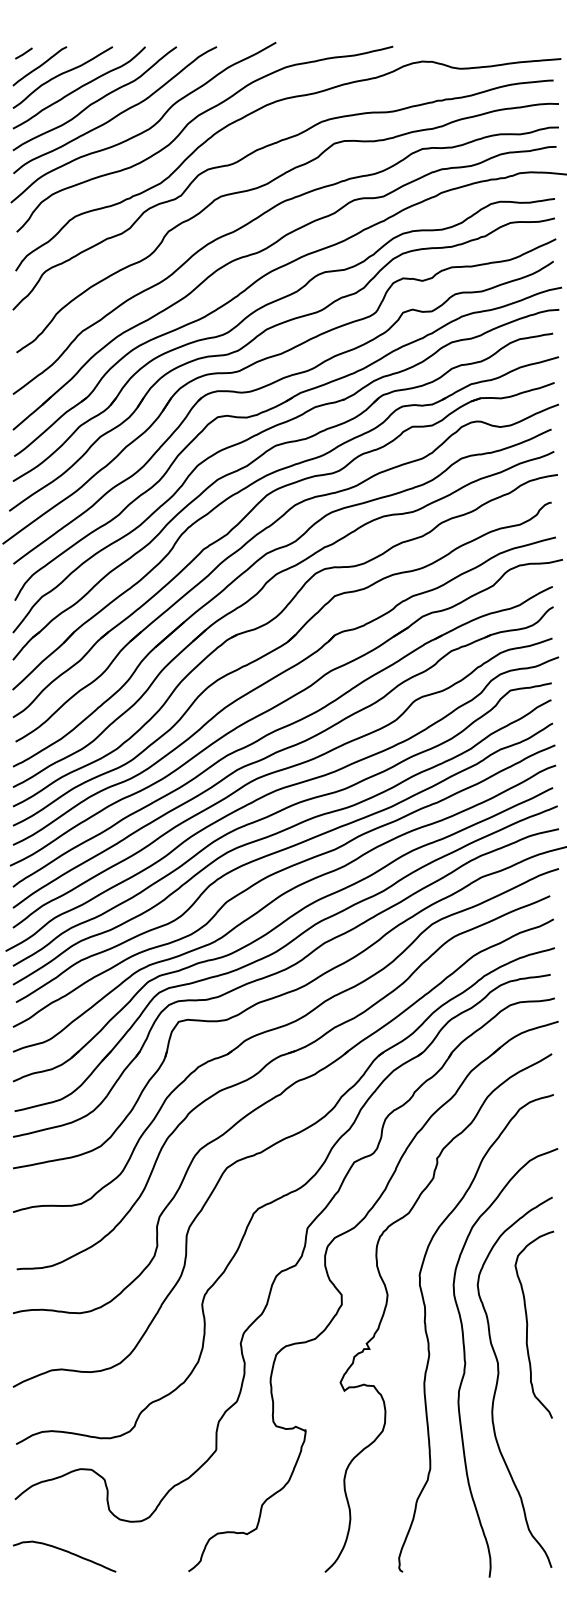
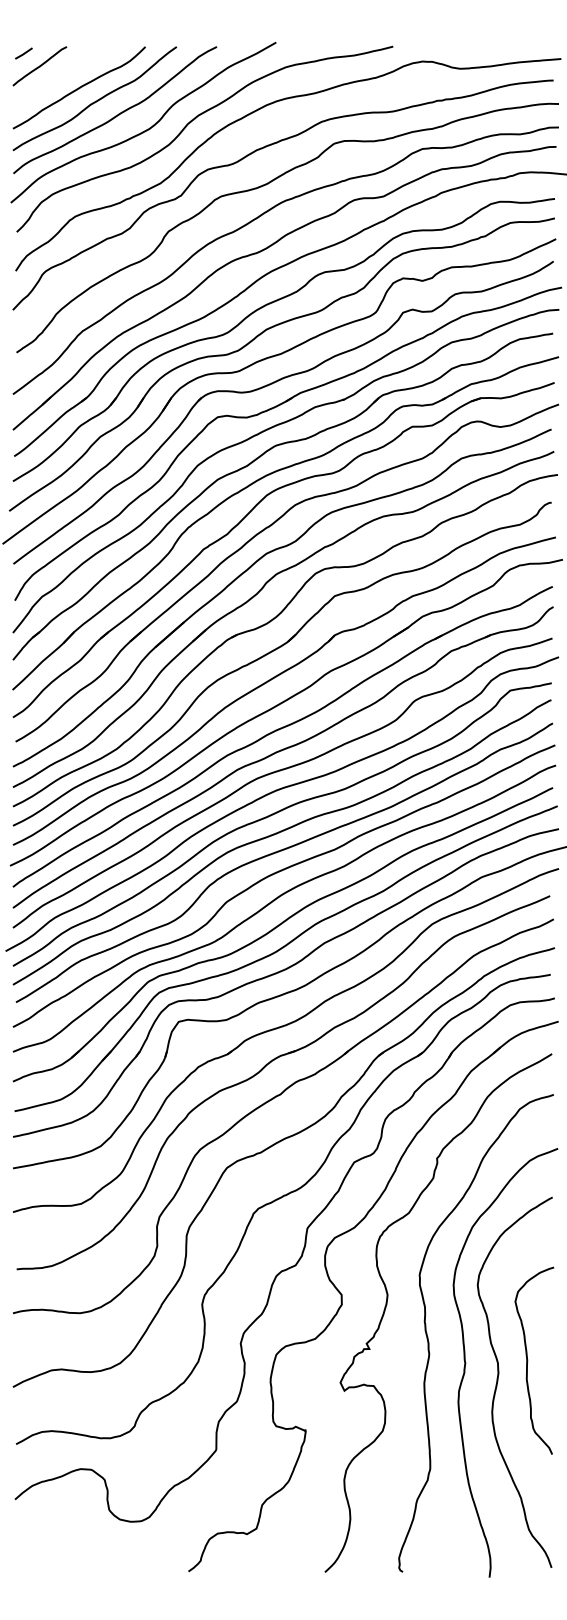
curve: present -> none (60, 75)
curve position: (528, 1324) -> (528, 1360) (528, 1360)
curve: present -> none (66, 1552)
